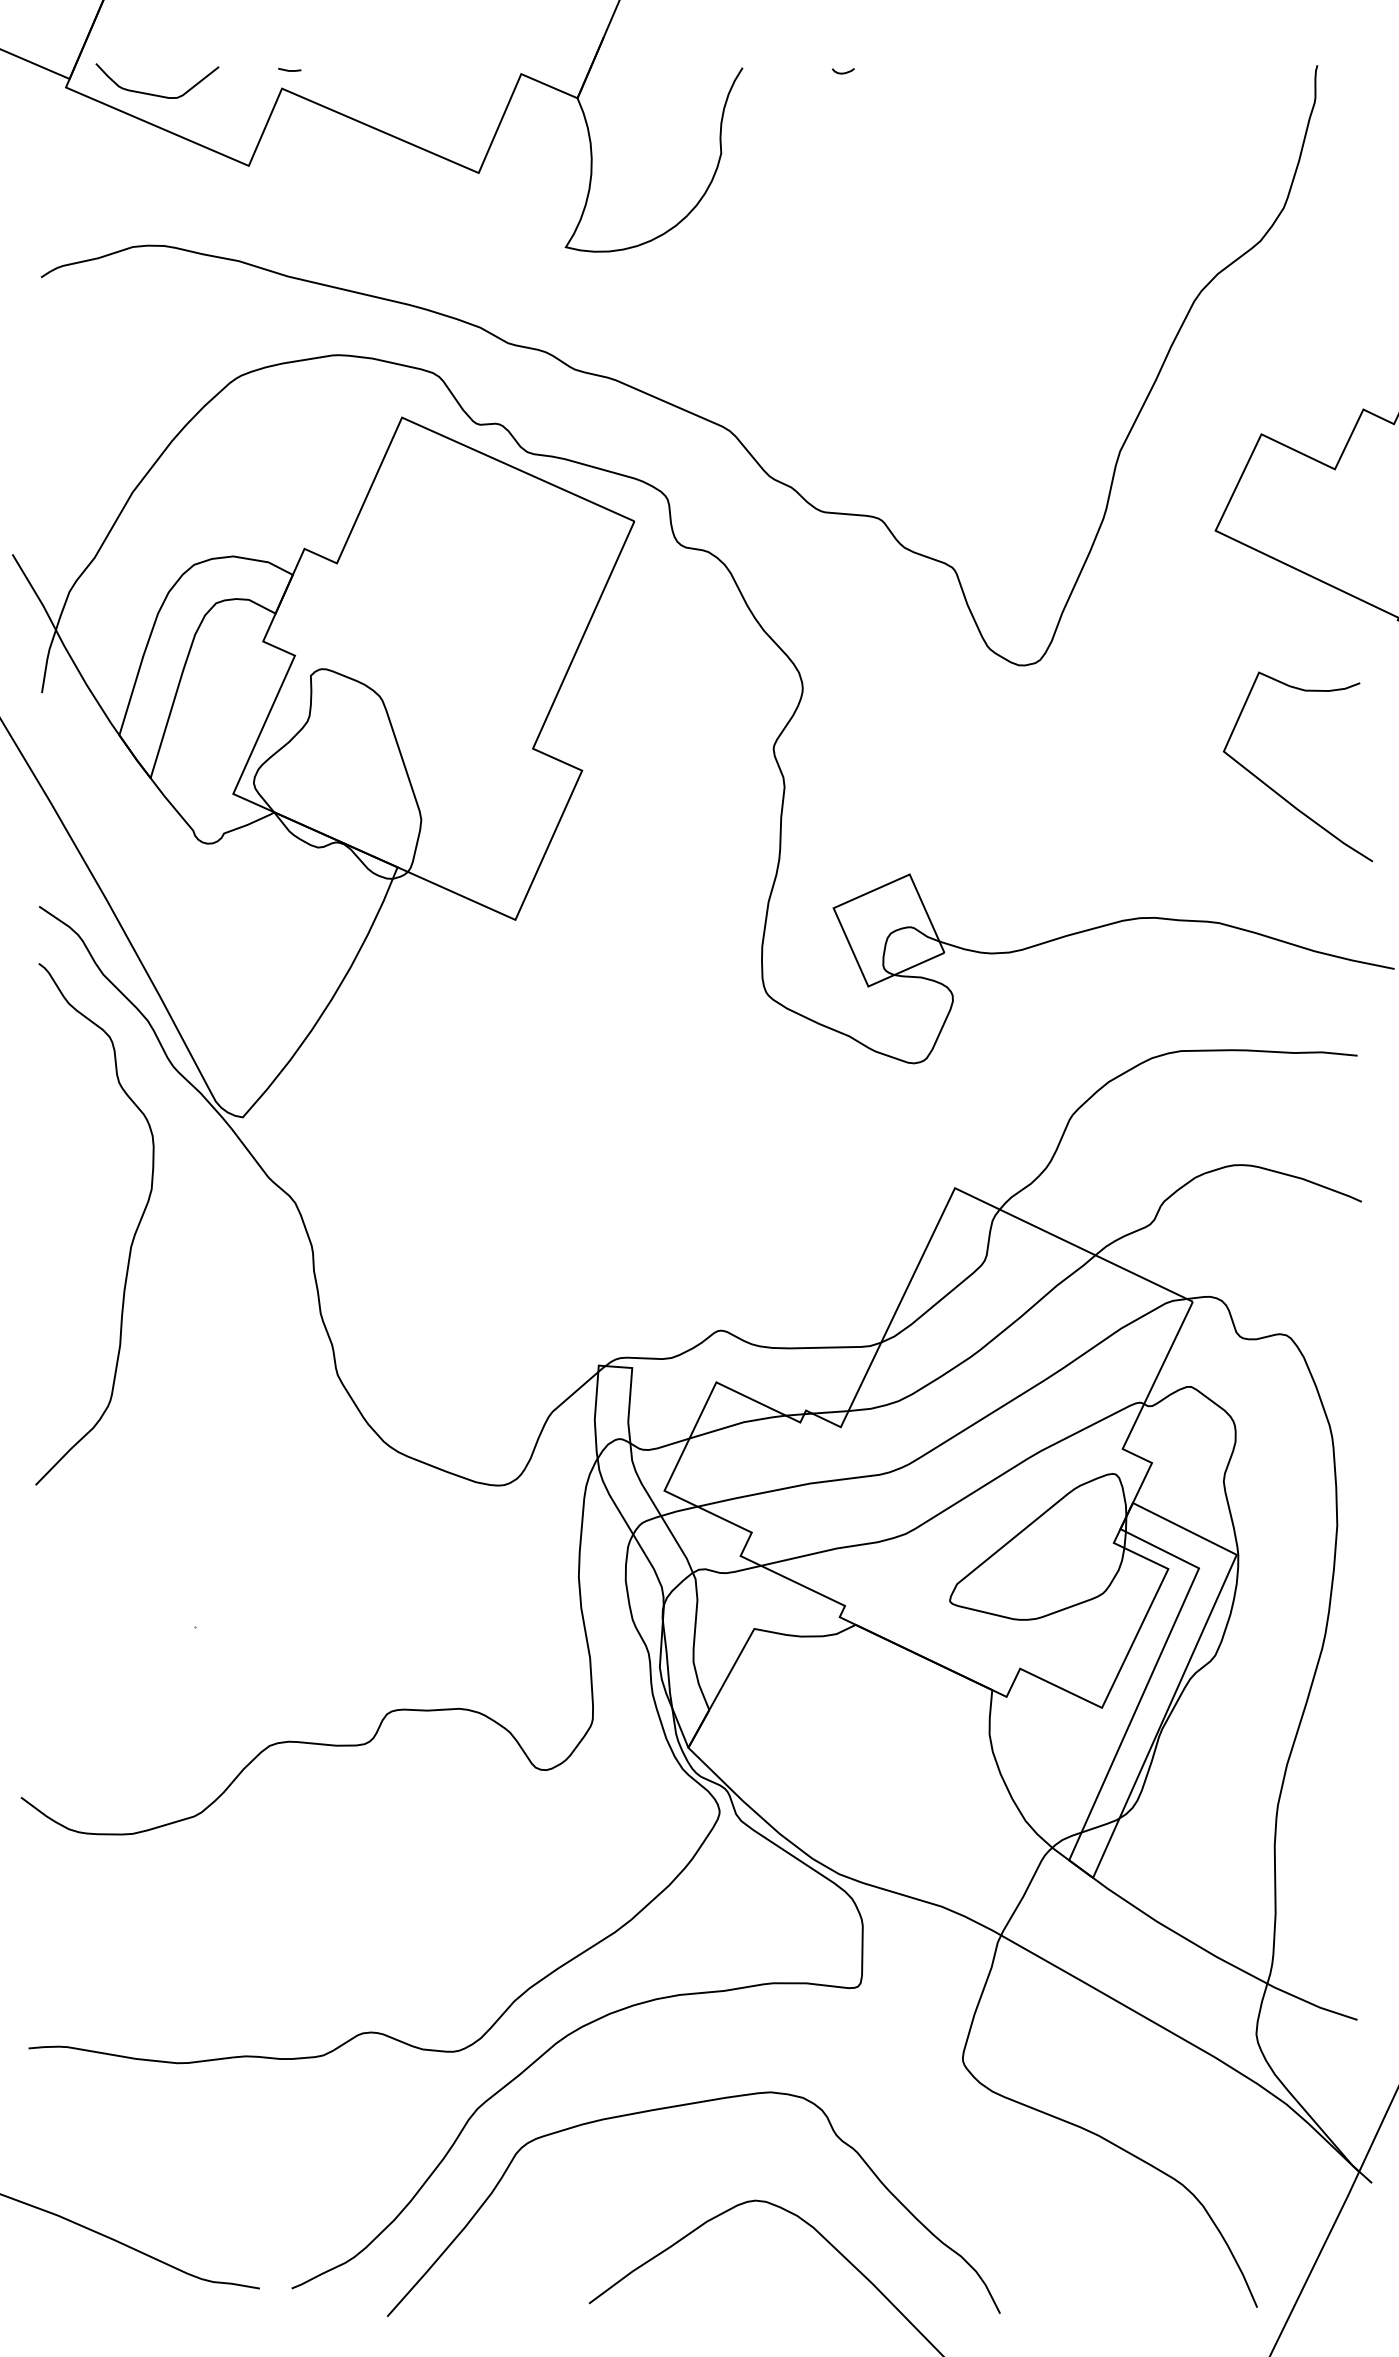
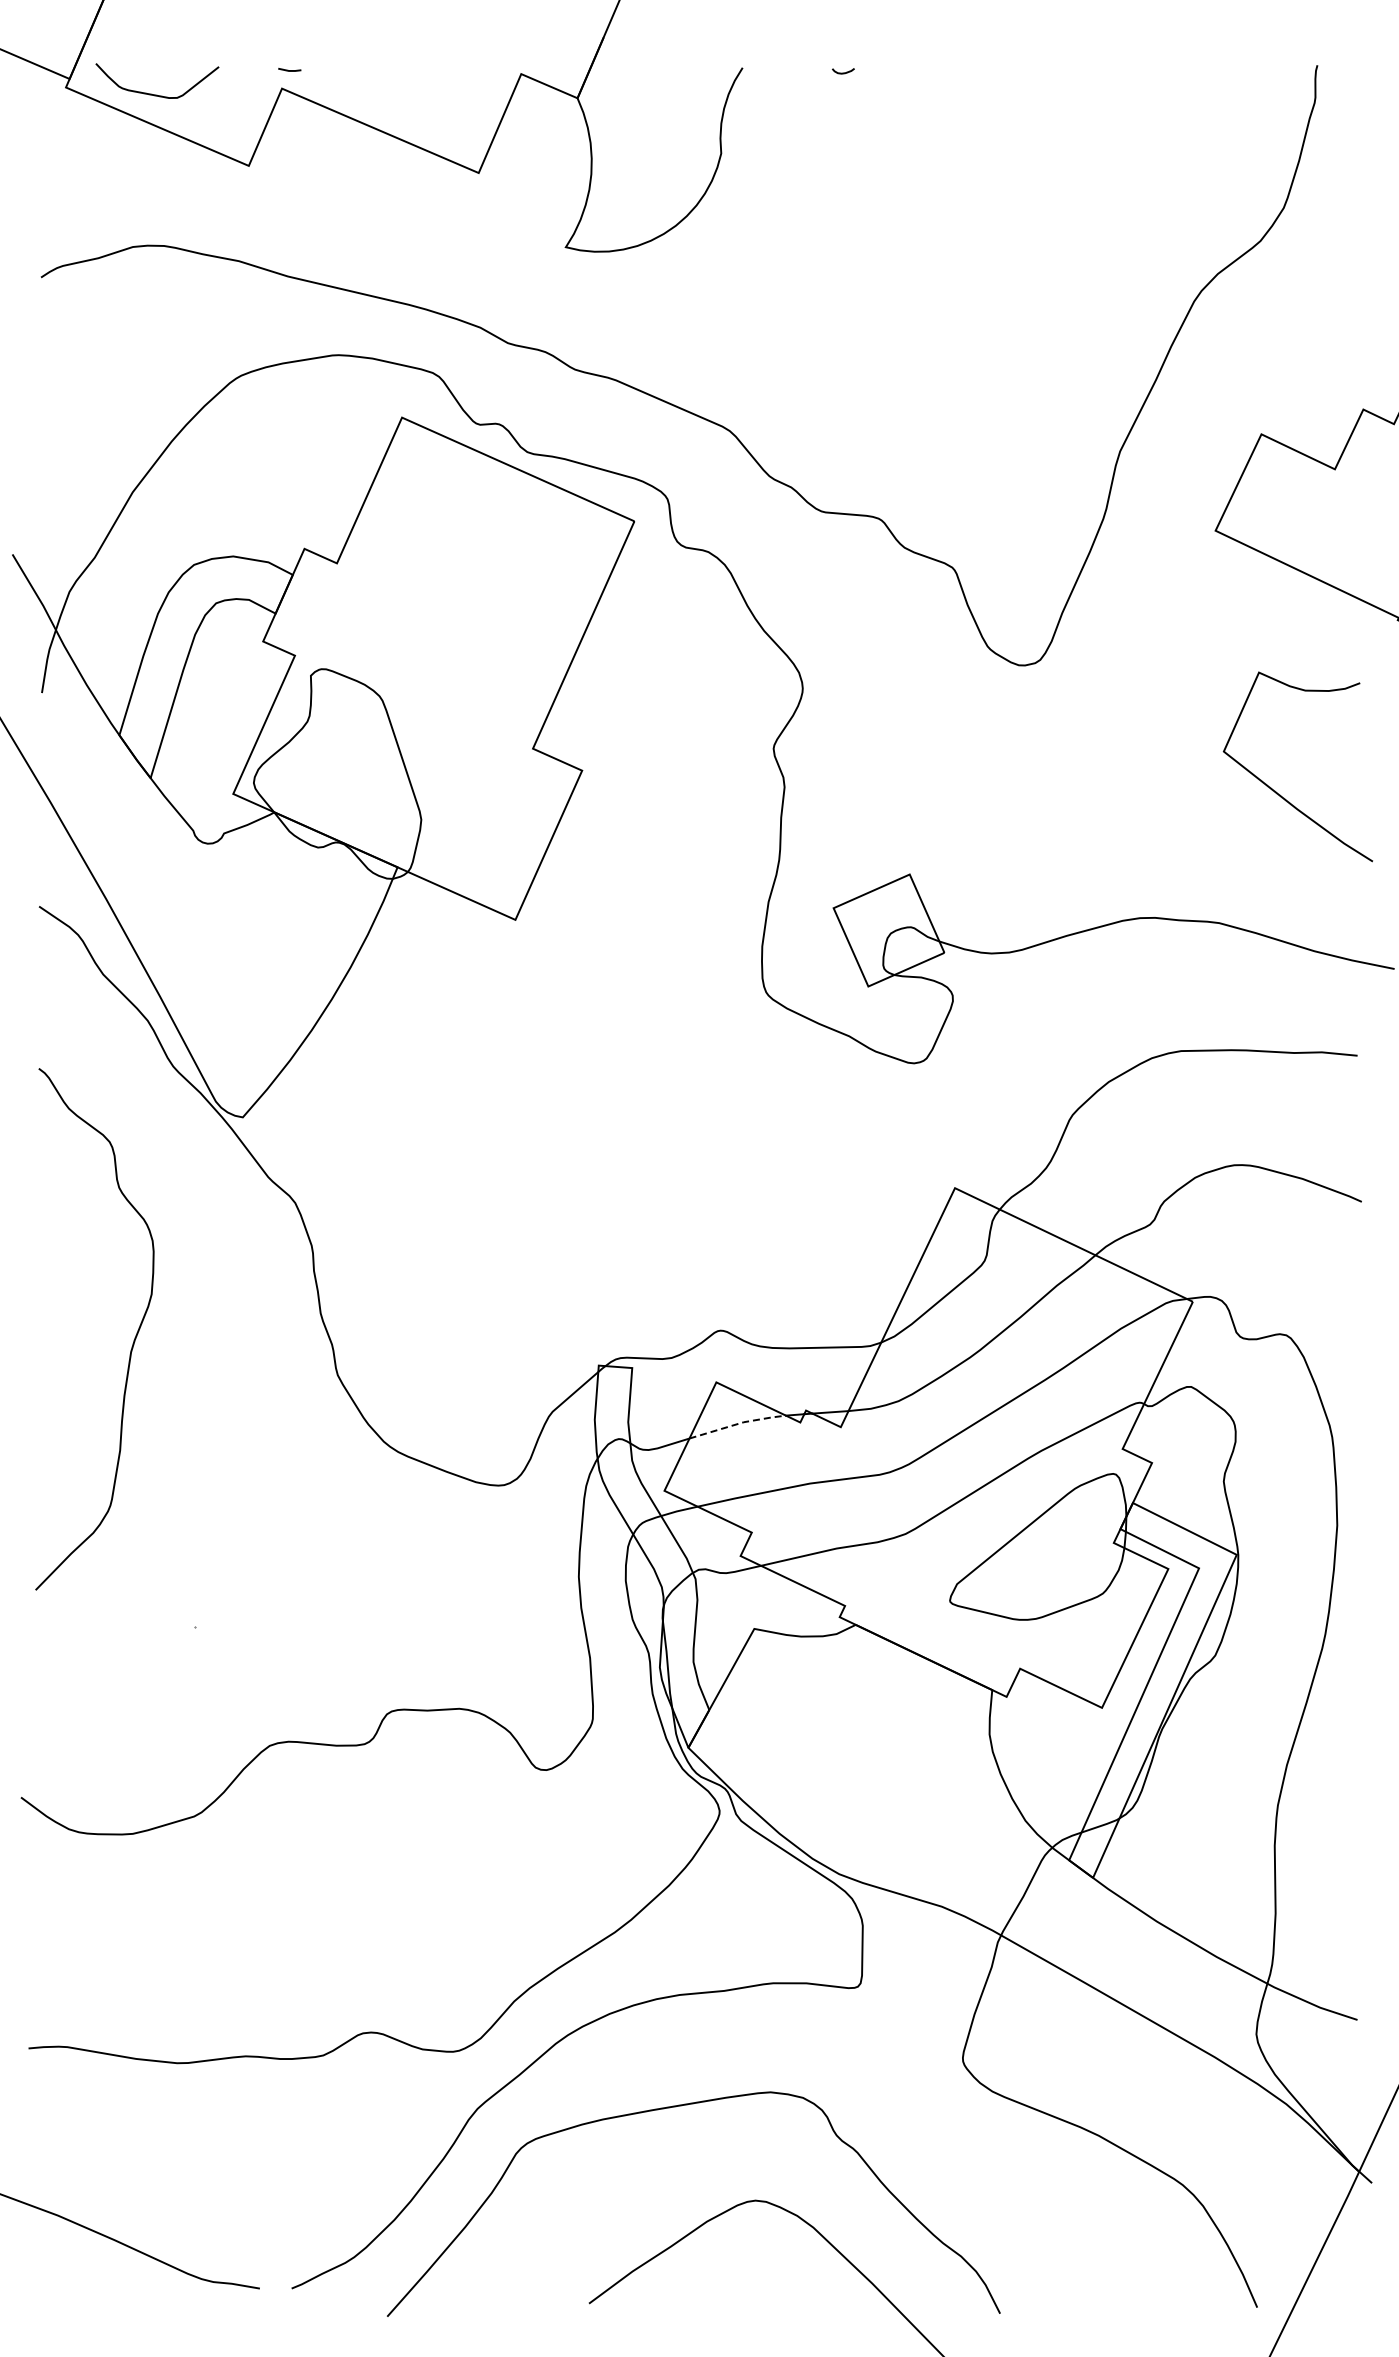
curve position: (132, 1238) -> (132, 1343) (132, 1343)
line: solid -> dashed (739, 1423)
